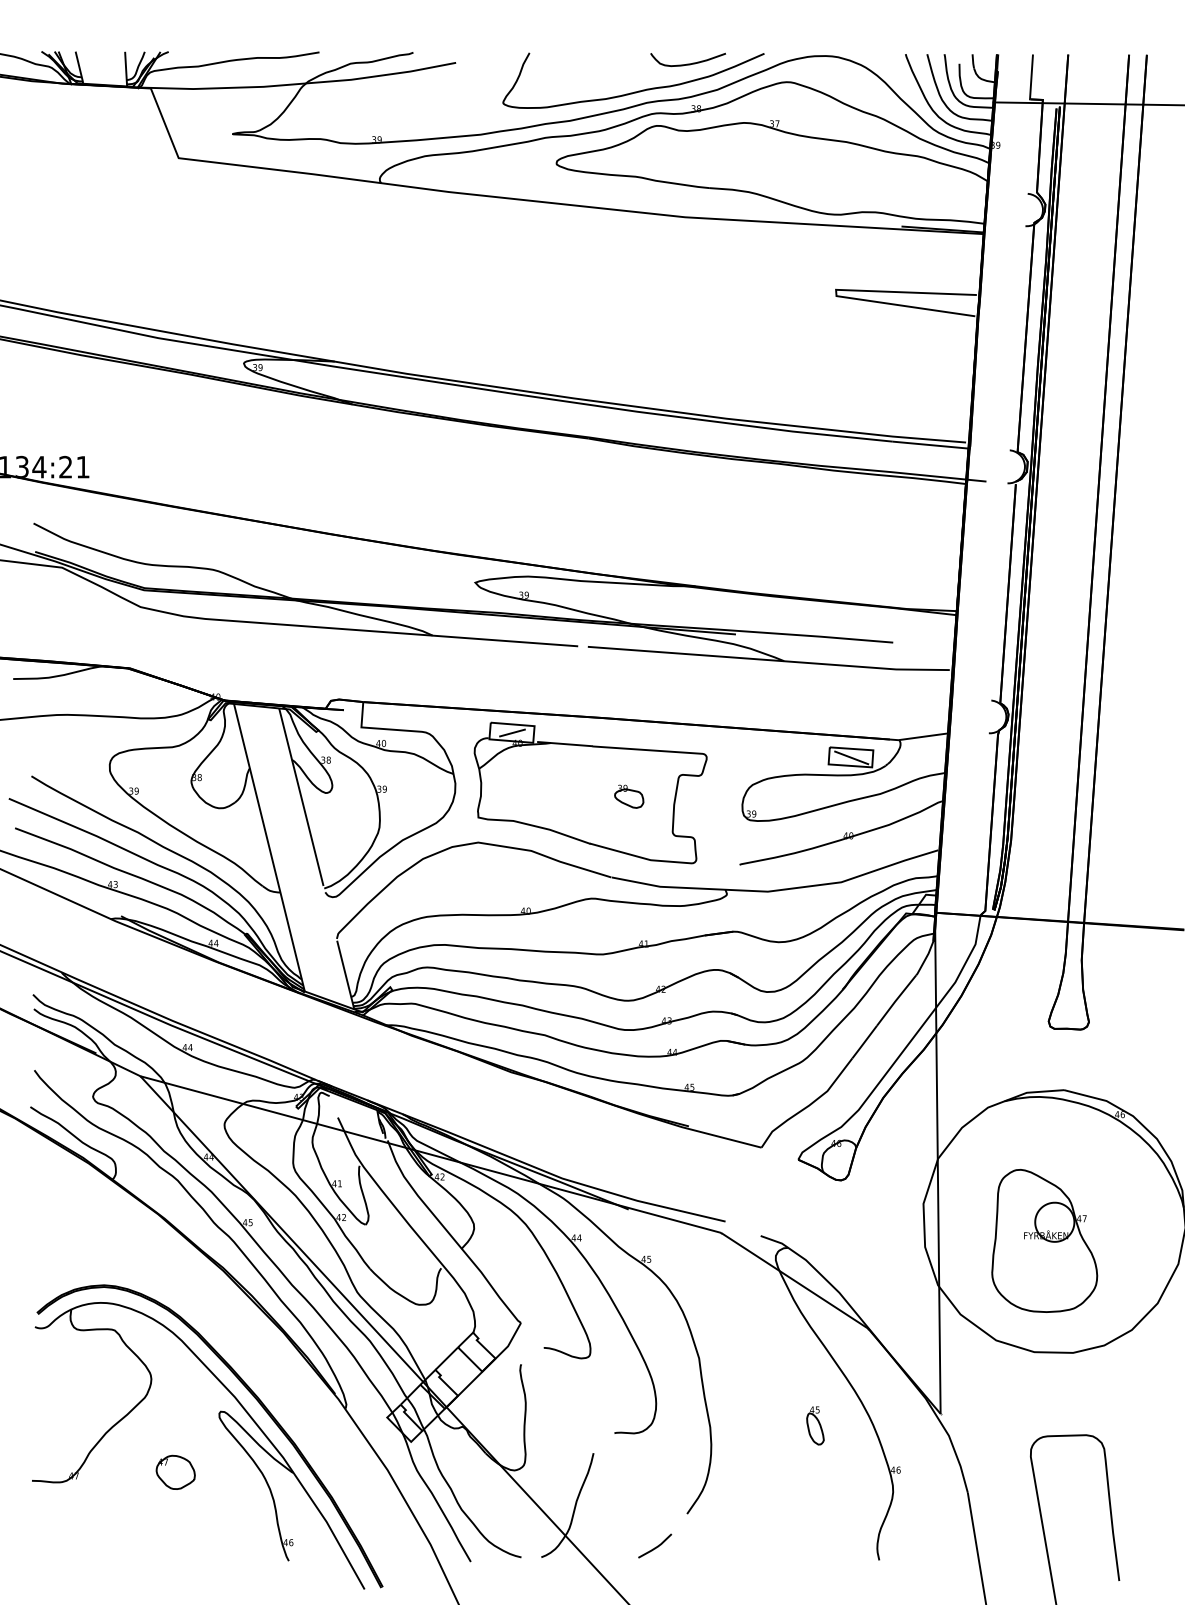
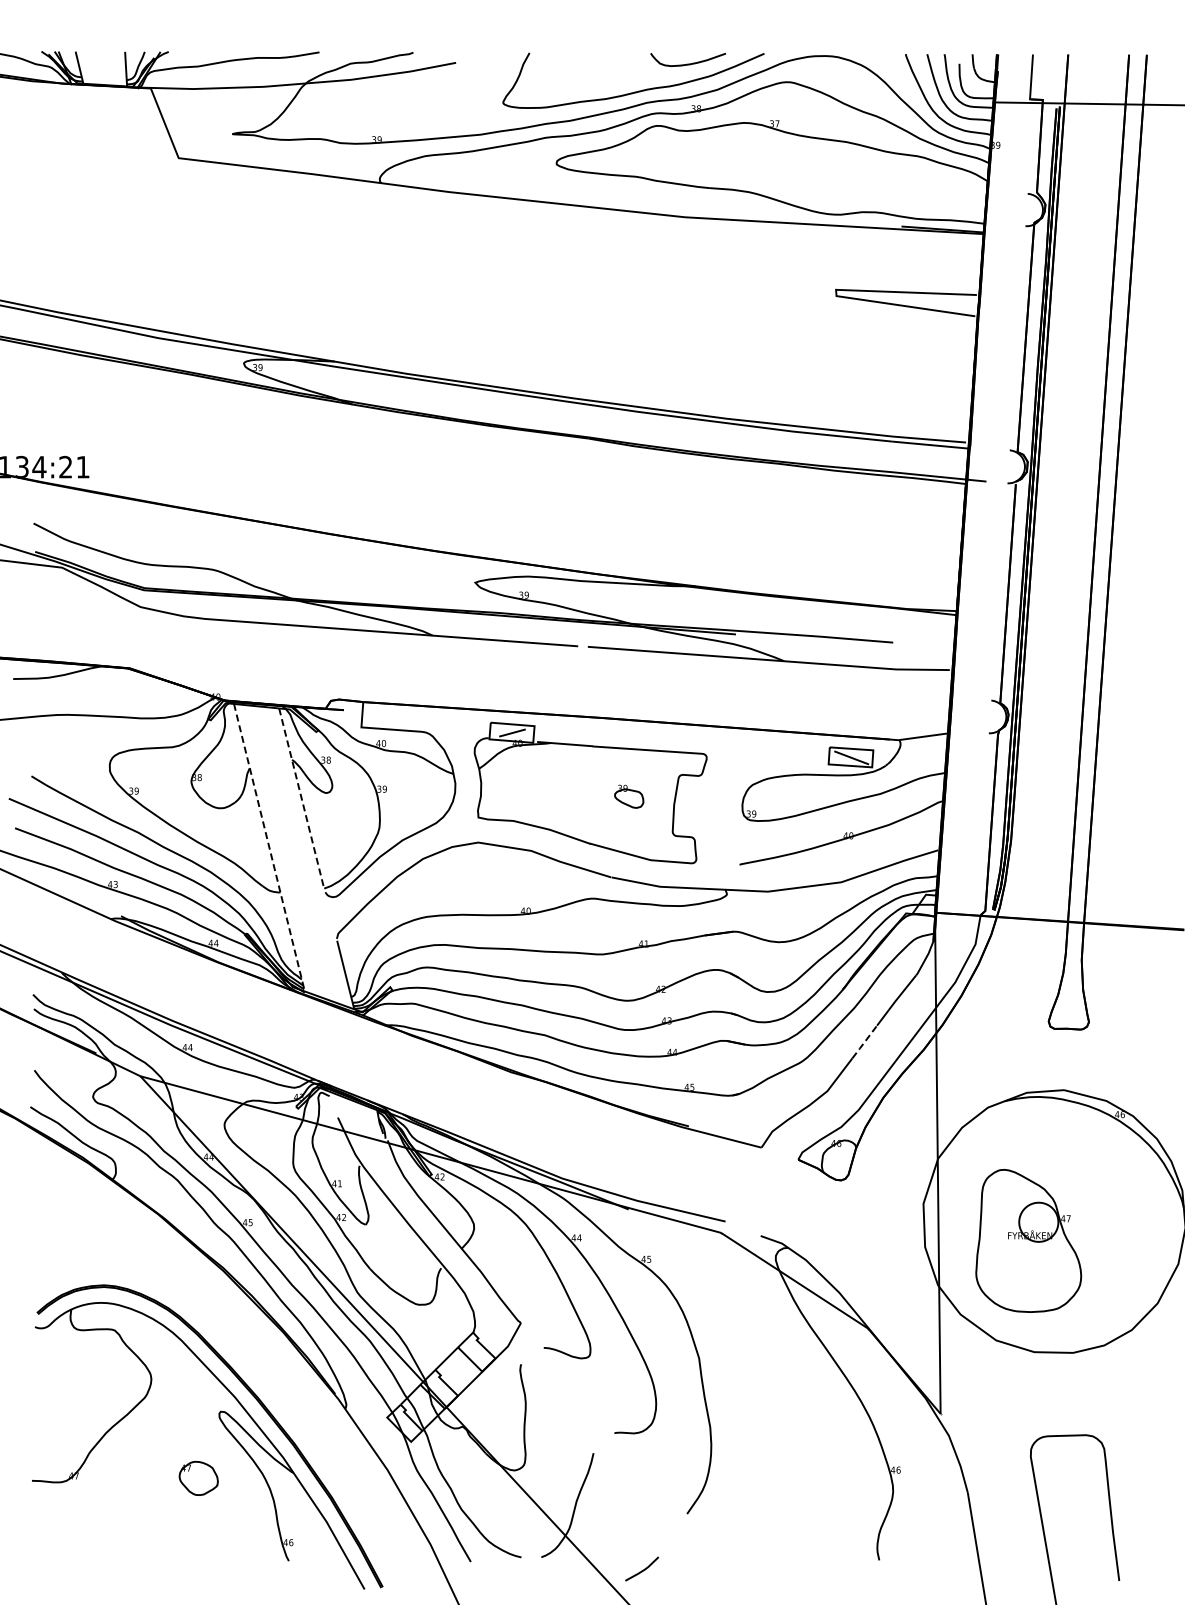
line: solid -> dashed (301, 797)
line: solid -> dashed (269, 848)
line: solid -> dashed (864, 1042)
part position: (1044, 1240) -> (1028, 1240) (1028, 1240)
part: present -> none (815, 1425)
part position: (175, 1471) -> (198, 1477) (198, 1477)
line position: (656, 1546) -> (643, 1569) (643, 1569)
